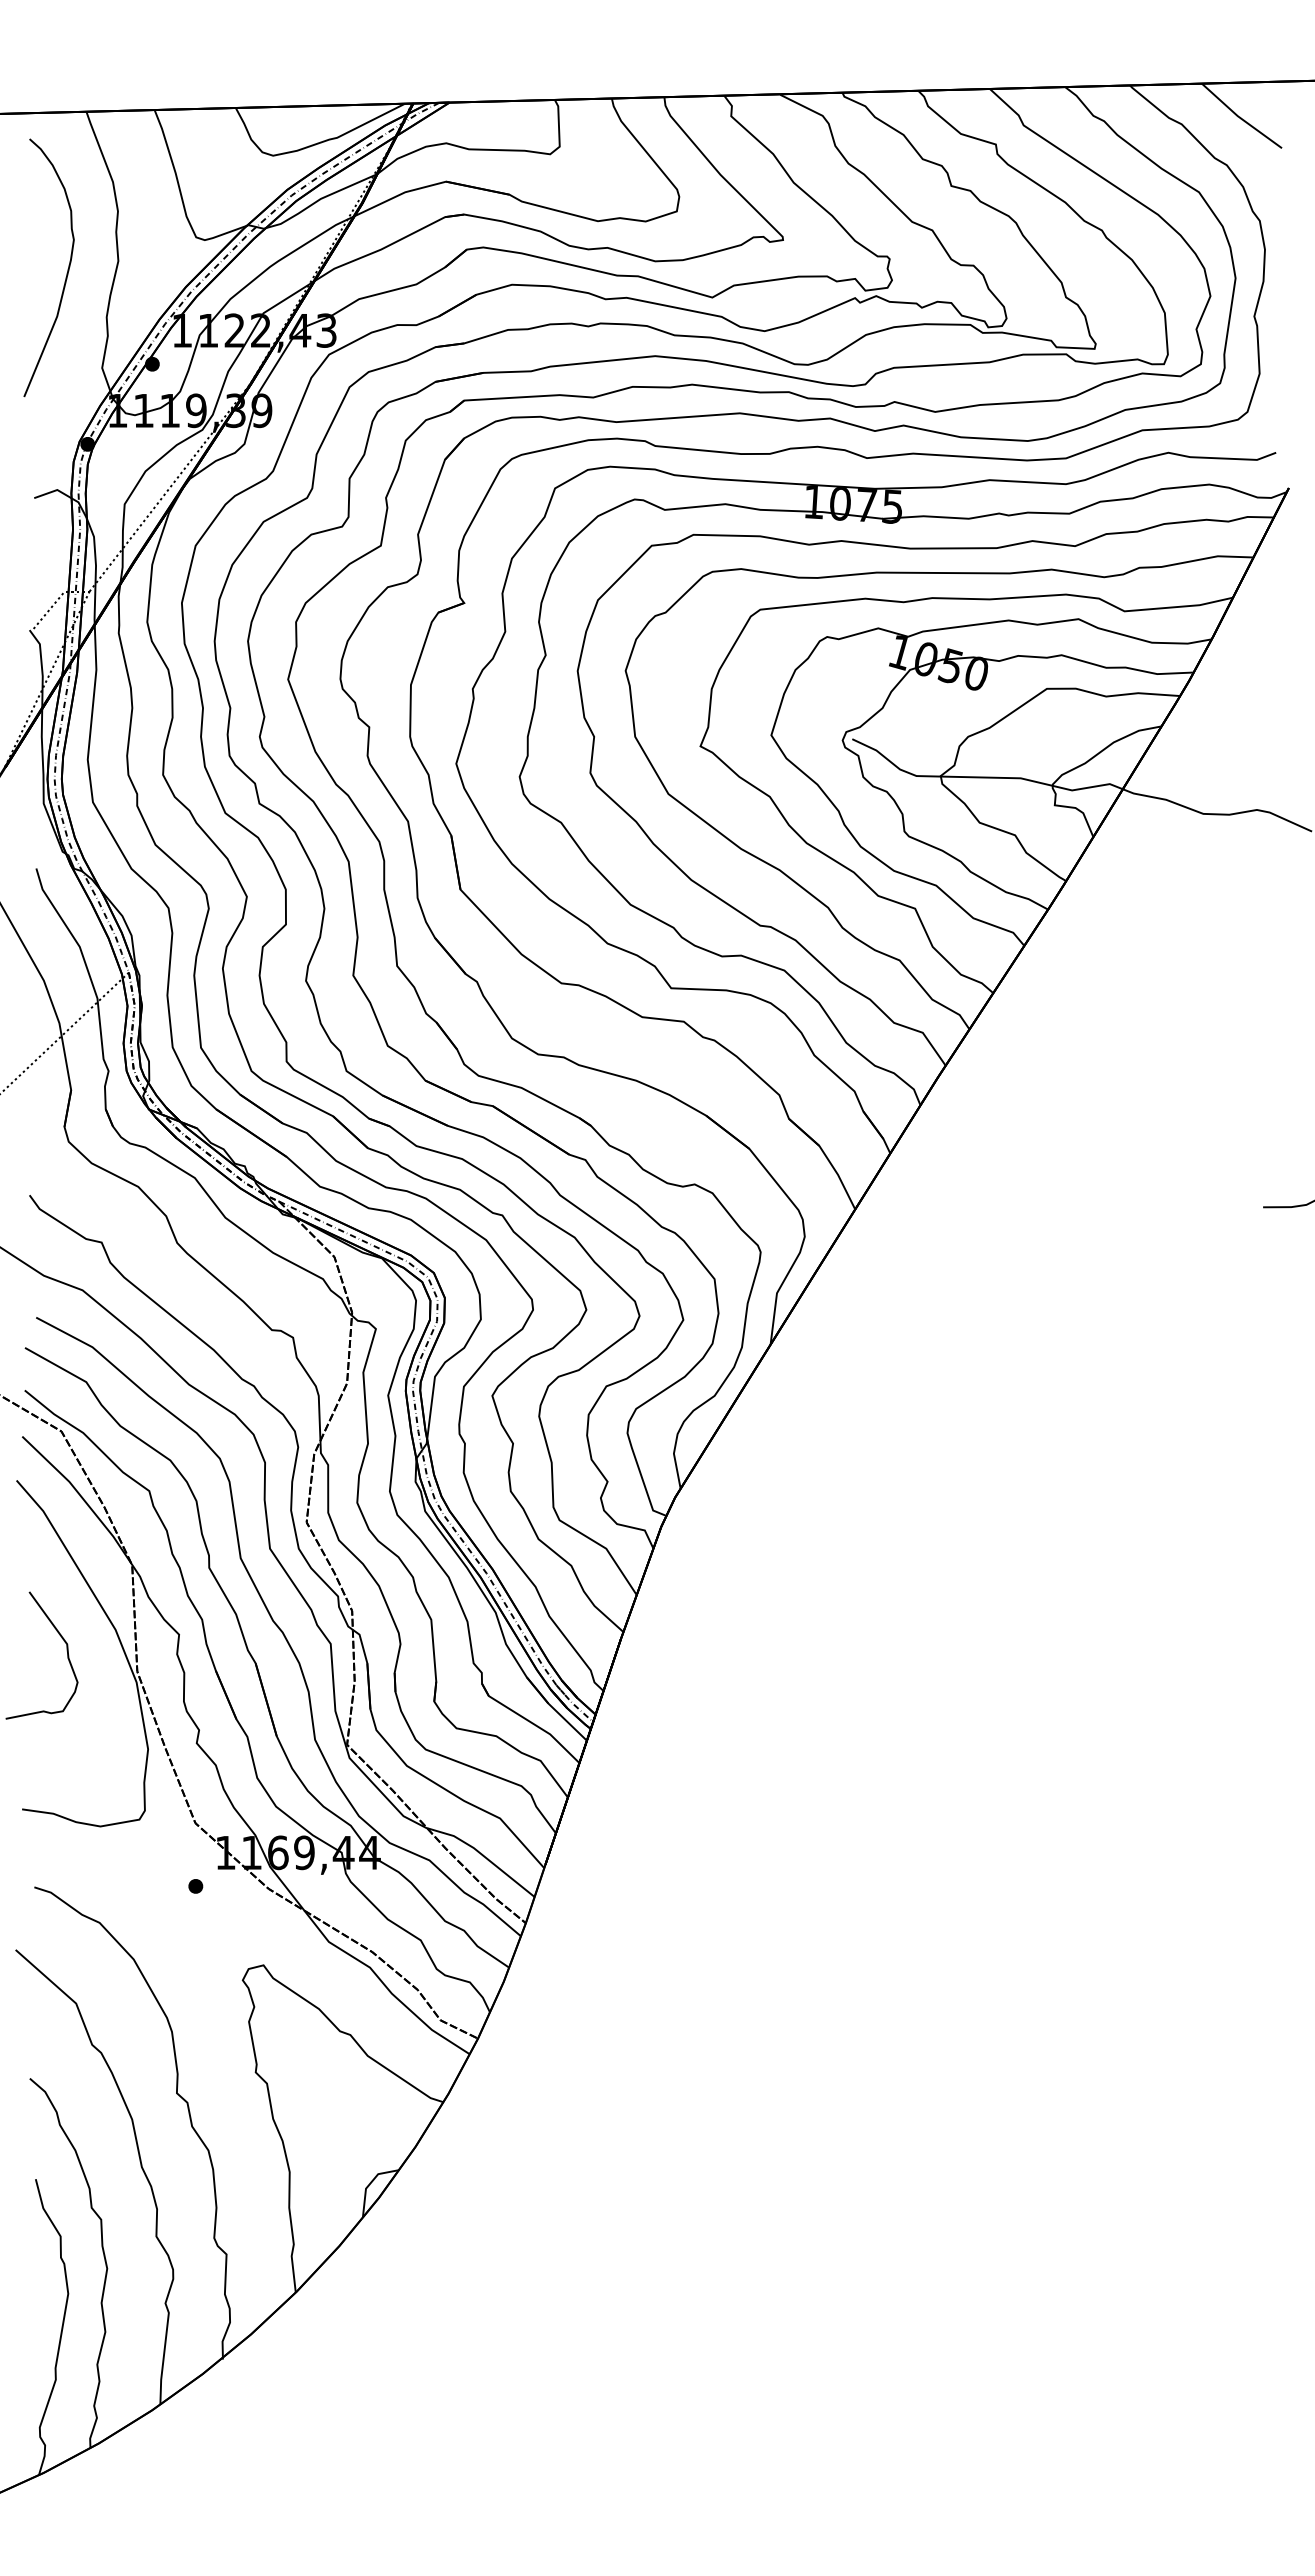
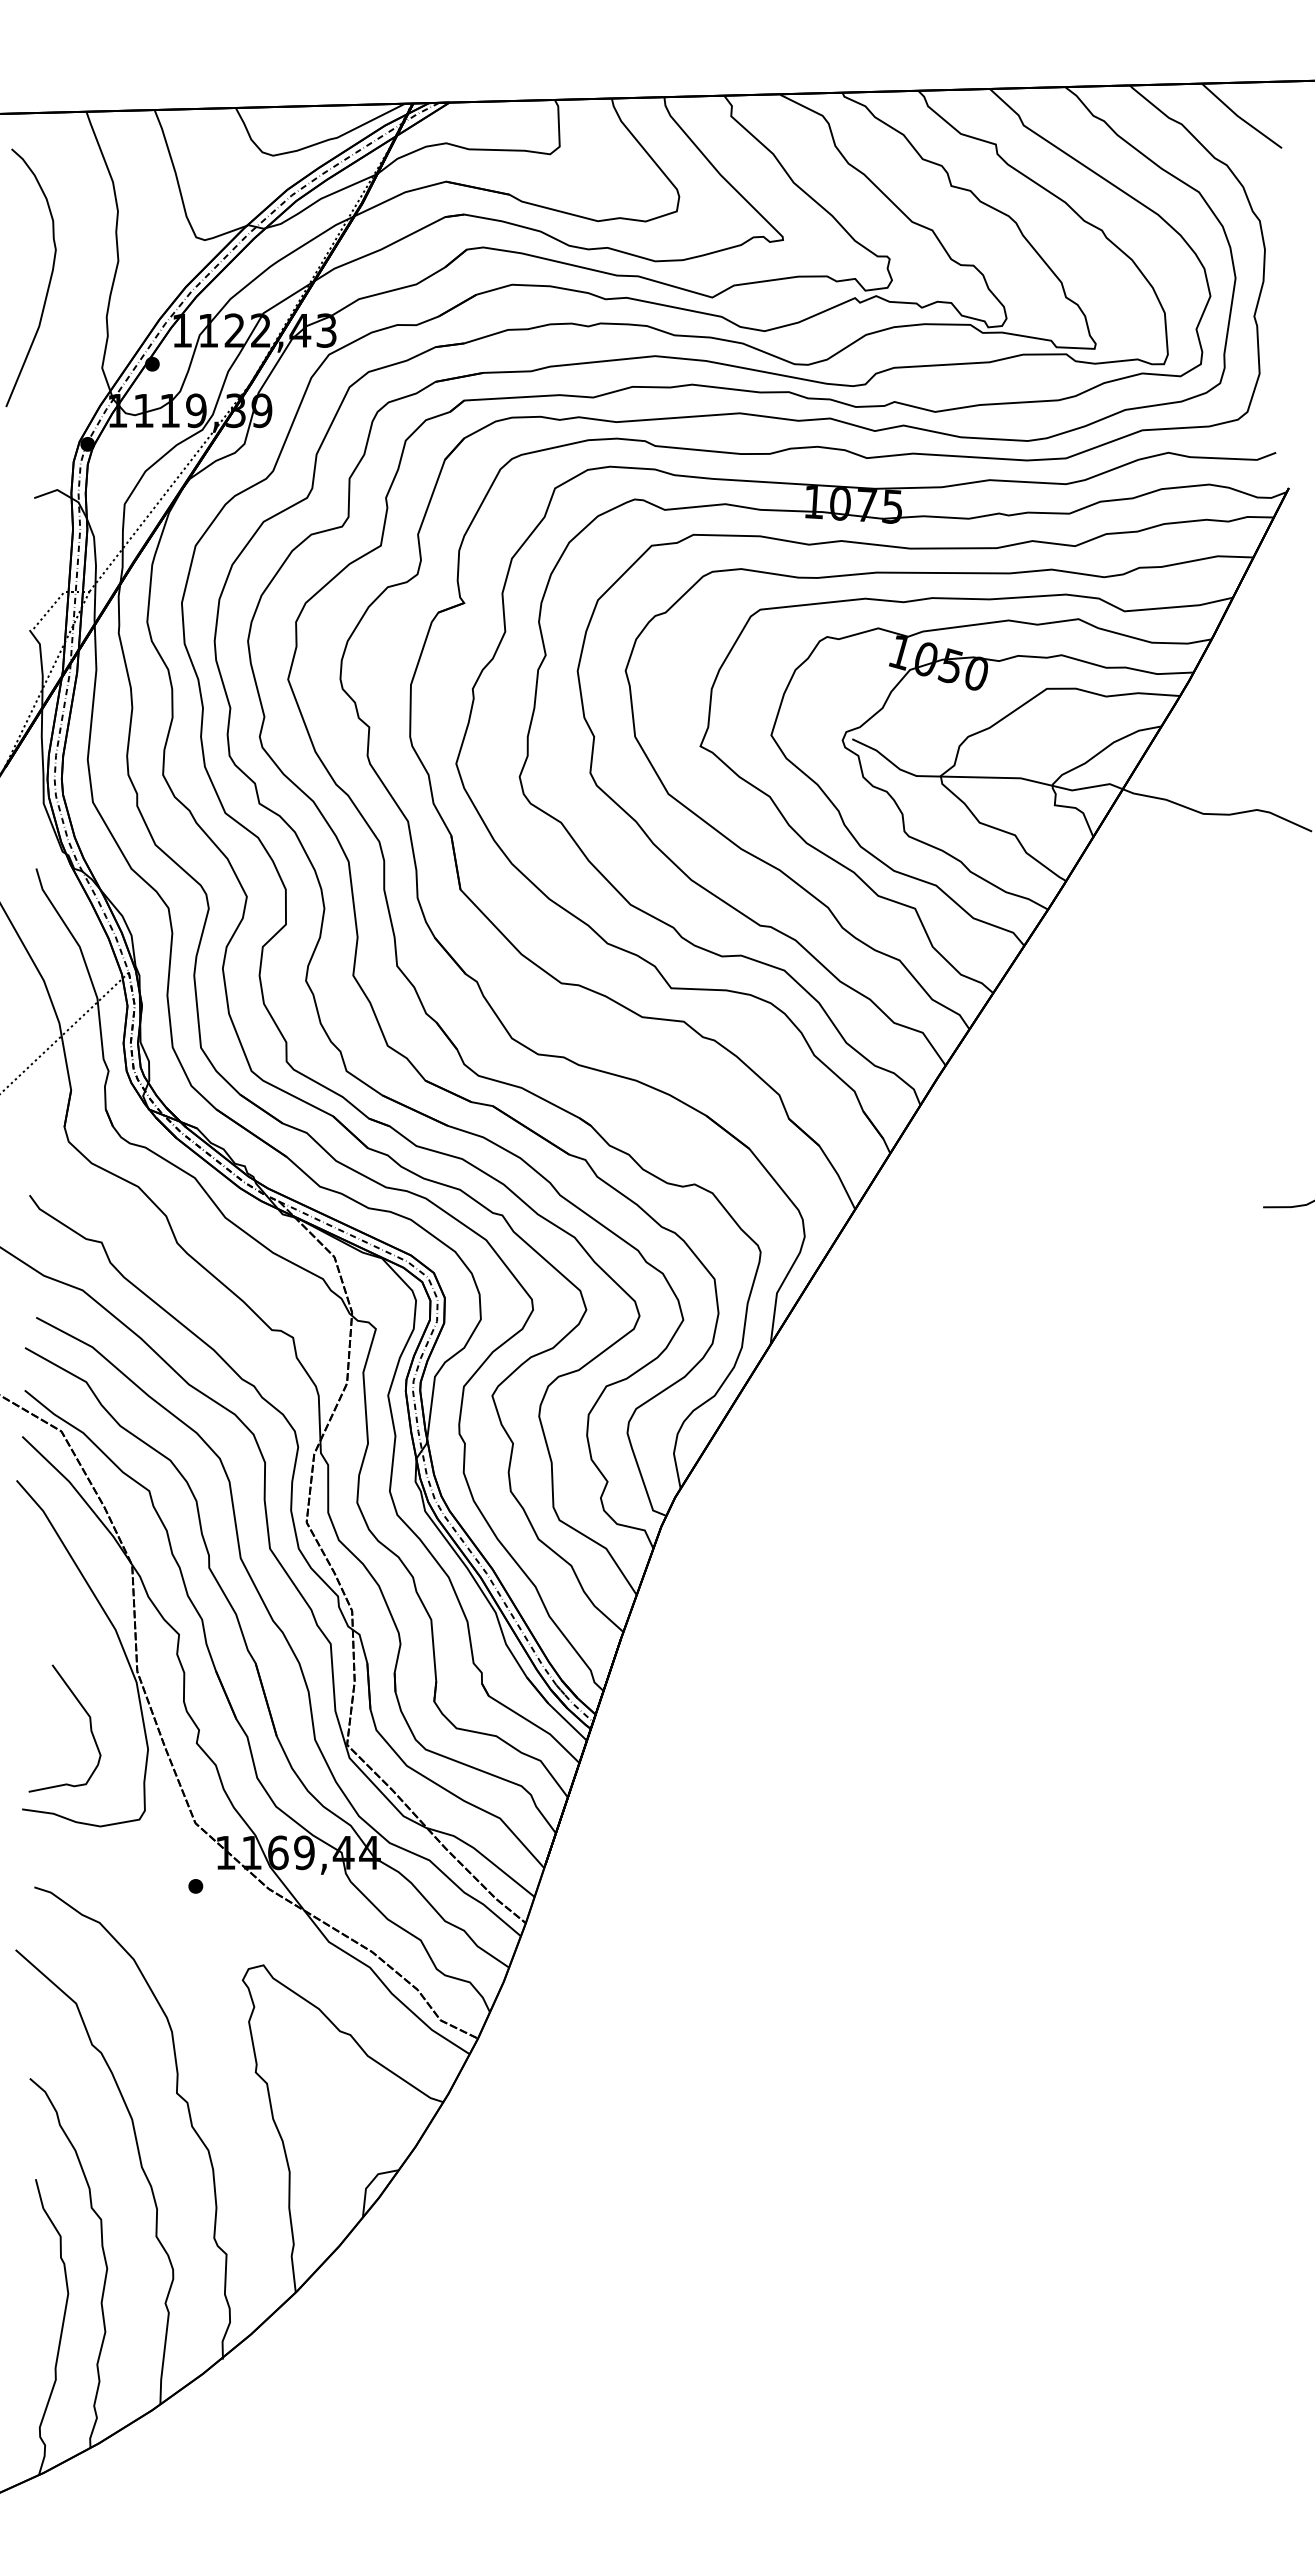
curve position: (66, 273) -> (48, 283) (48, 283)
curve position: (66, 1651) -> (89, 1724) (89, 1724)
